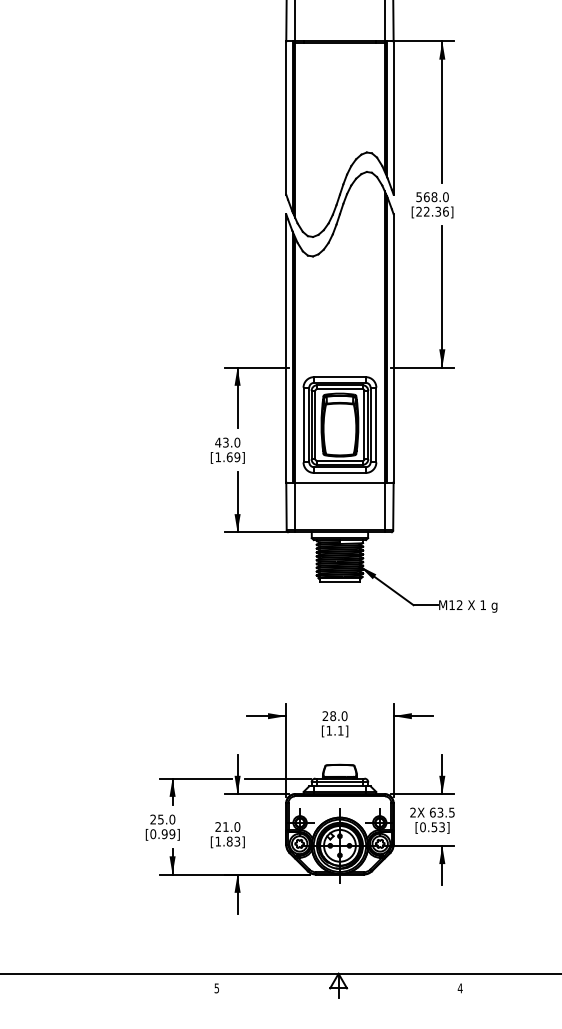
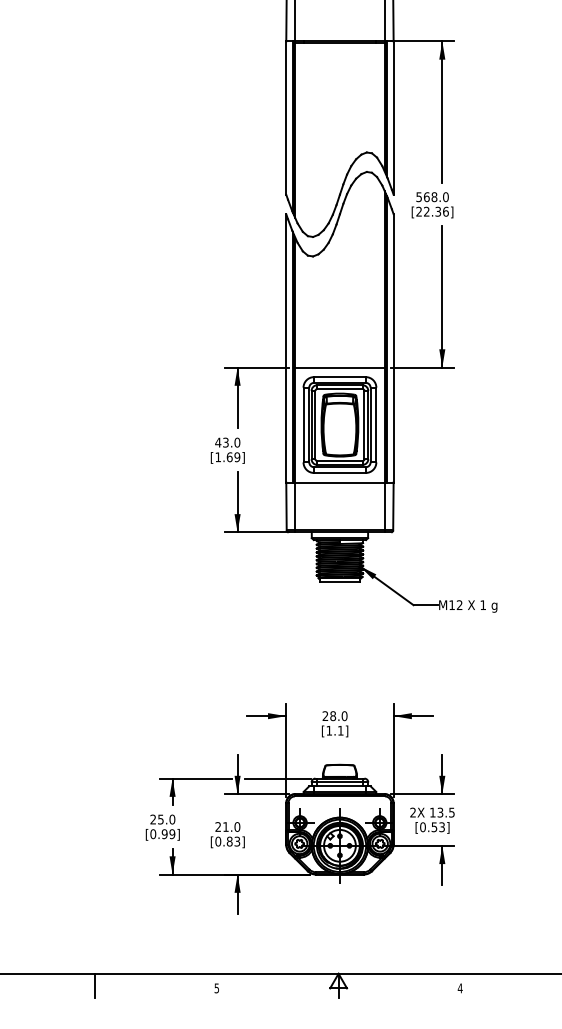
line: none -> present (339, 367)
text: 63.5 -> 13.5 (432, 812)
text: [1.83] -> [0.83] (218, 841)
line: none -> present (95, 985)
